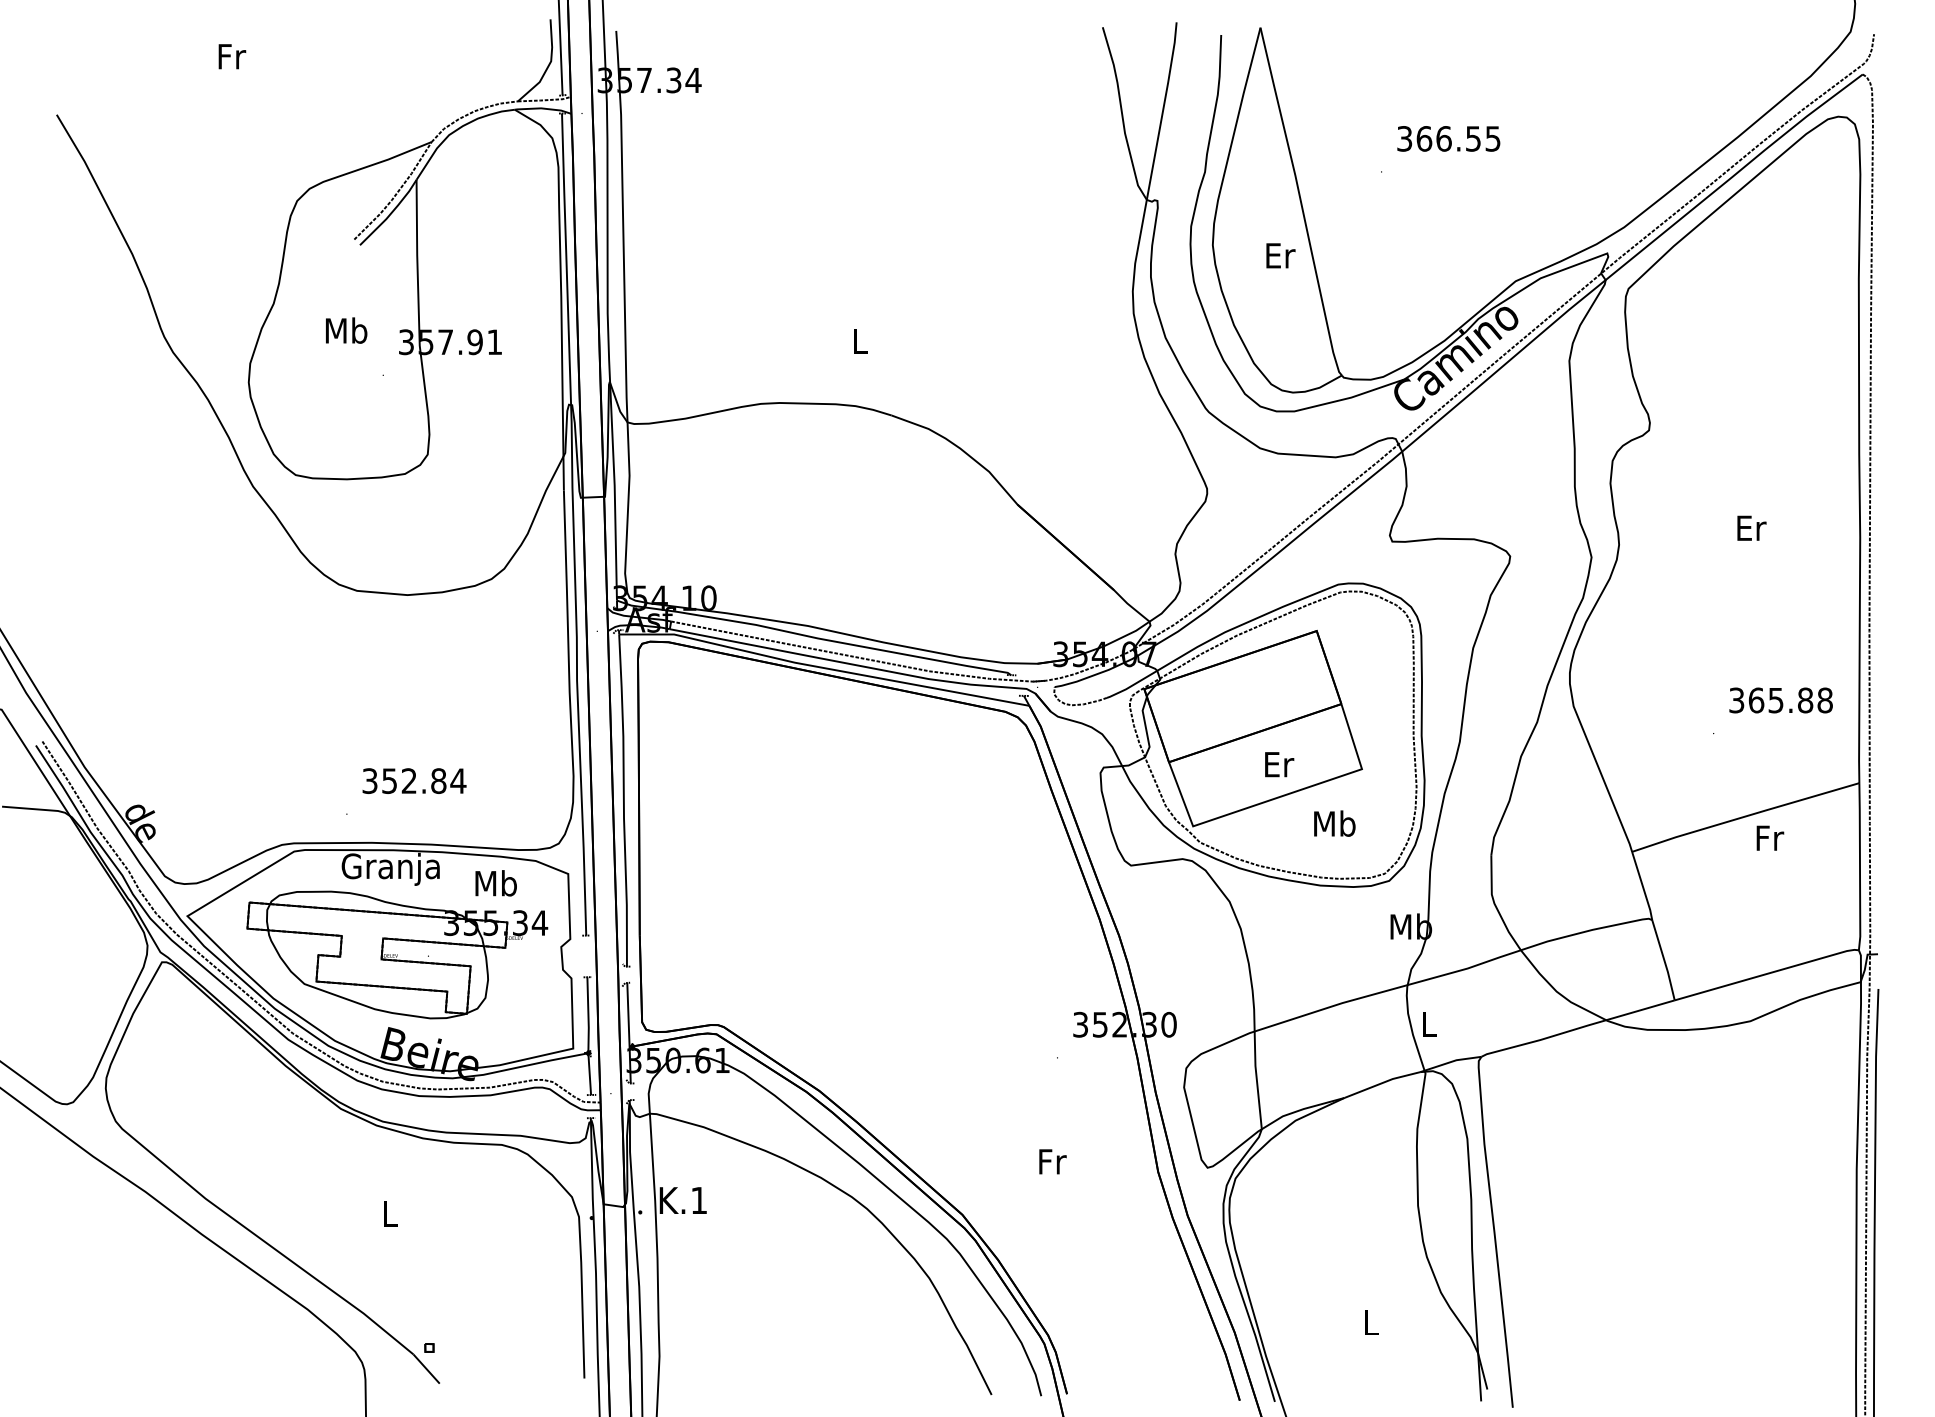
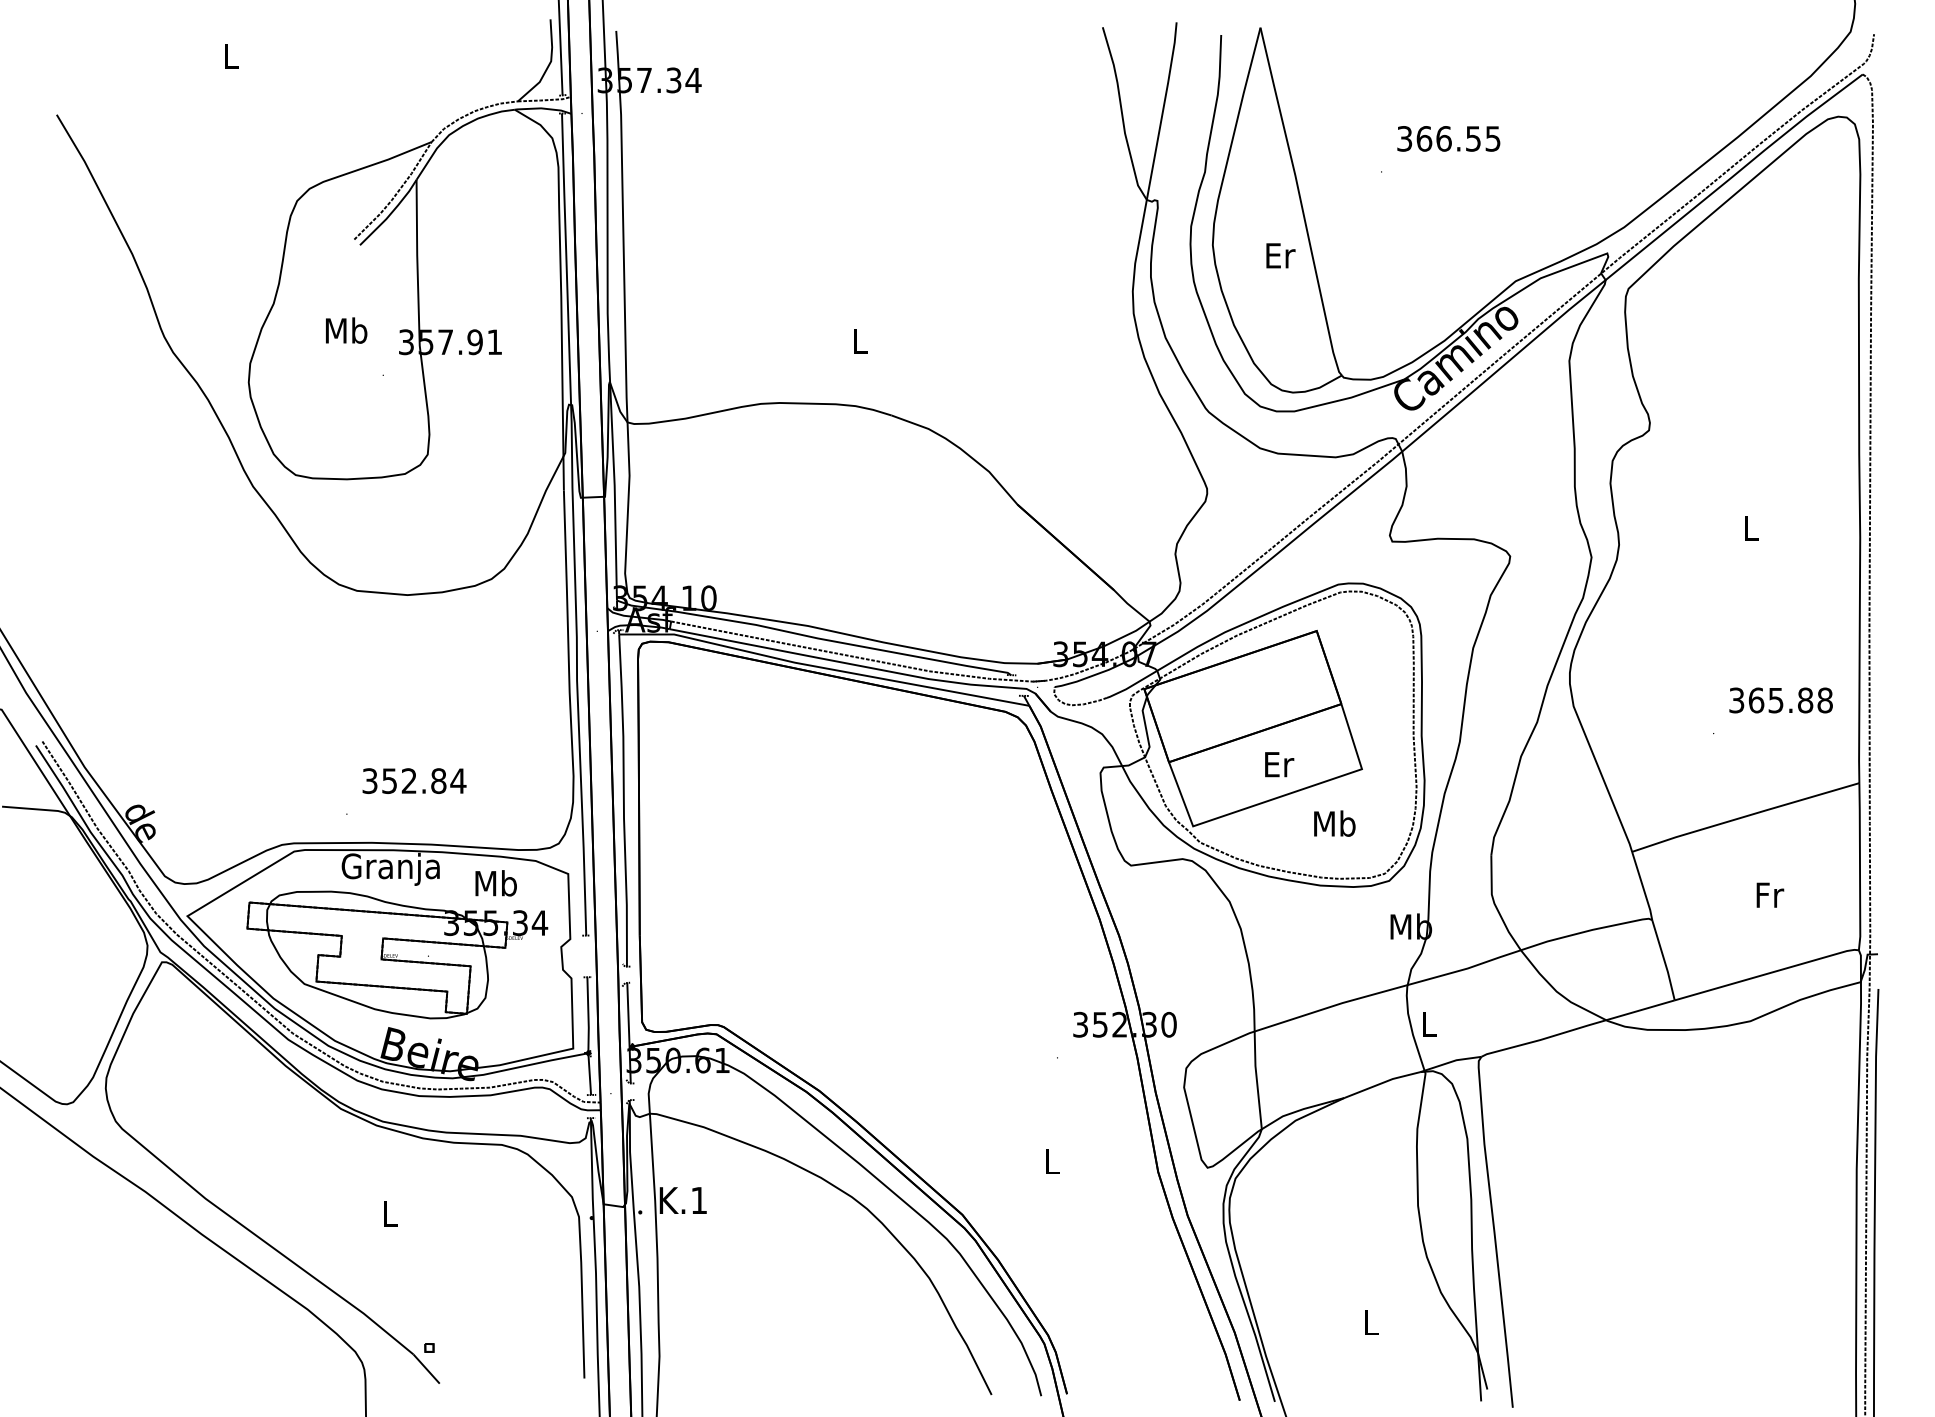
text: Fr -> L (232, 56)
text: Er -> L (1751, 527)
text position: (1770, 837) -> (1770, 894) (1770, 894)
text: Fr -> L (1052, 1161)
